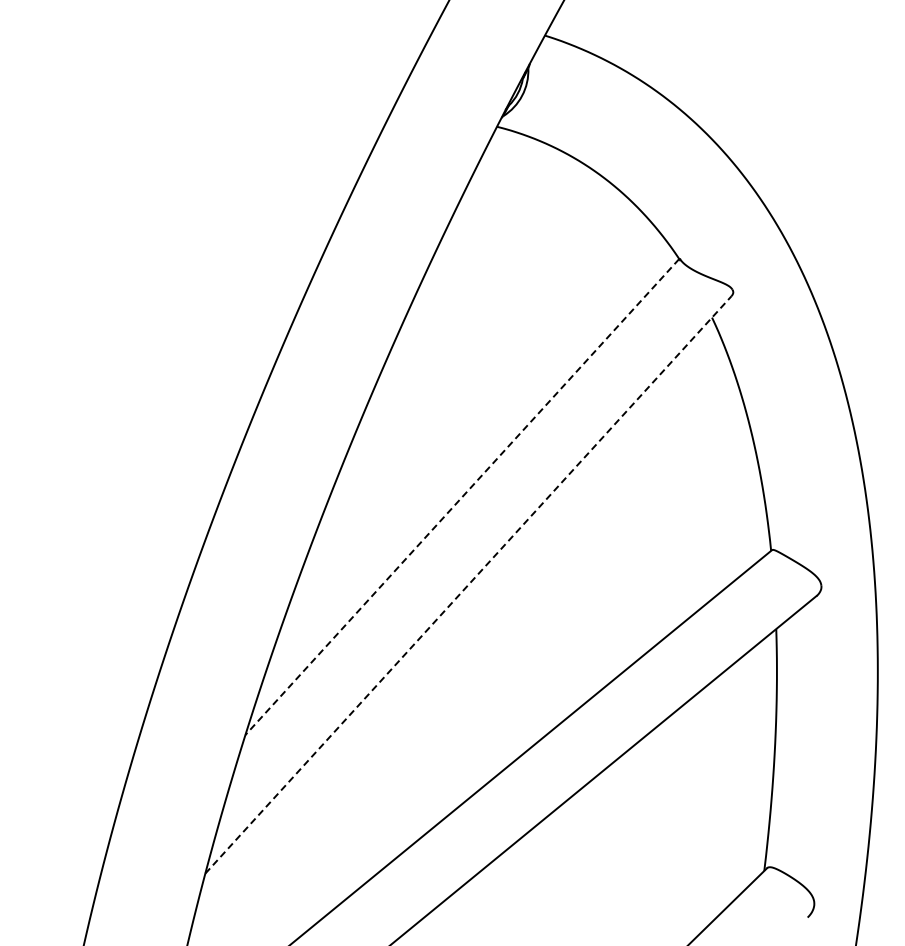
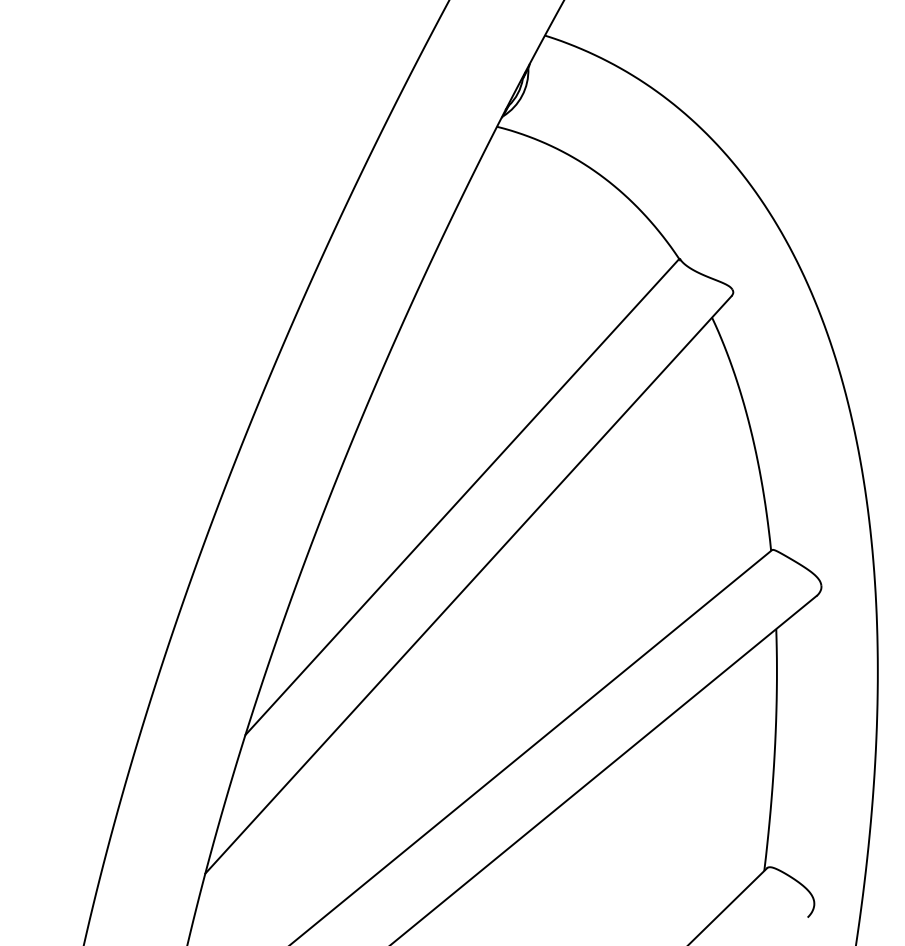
line: dashed -> solid (462, 497)
line: dashed -> solid (468, 584)
